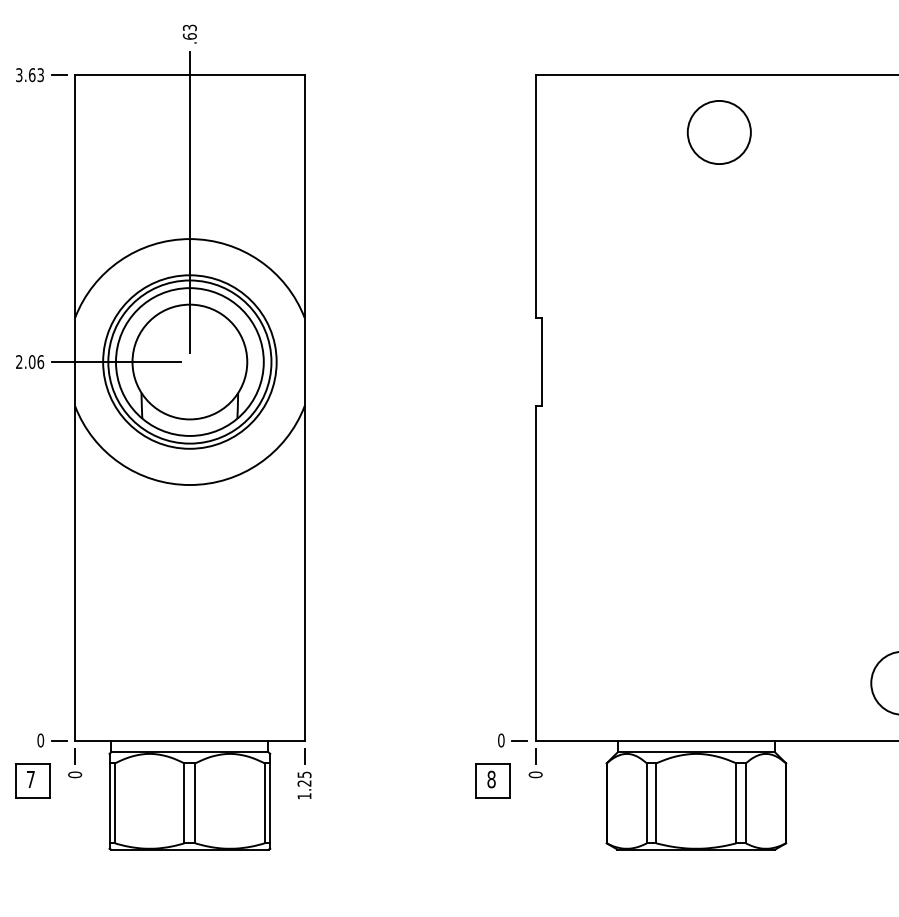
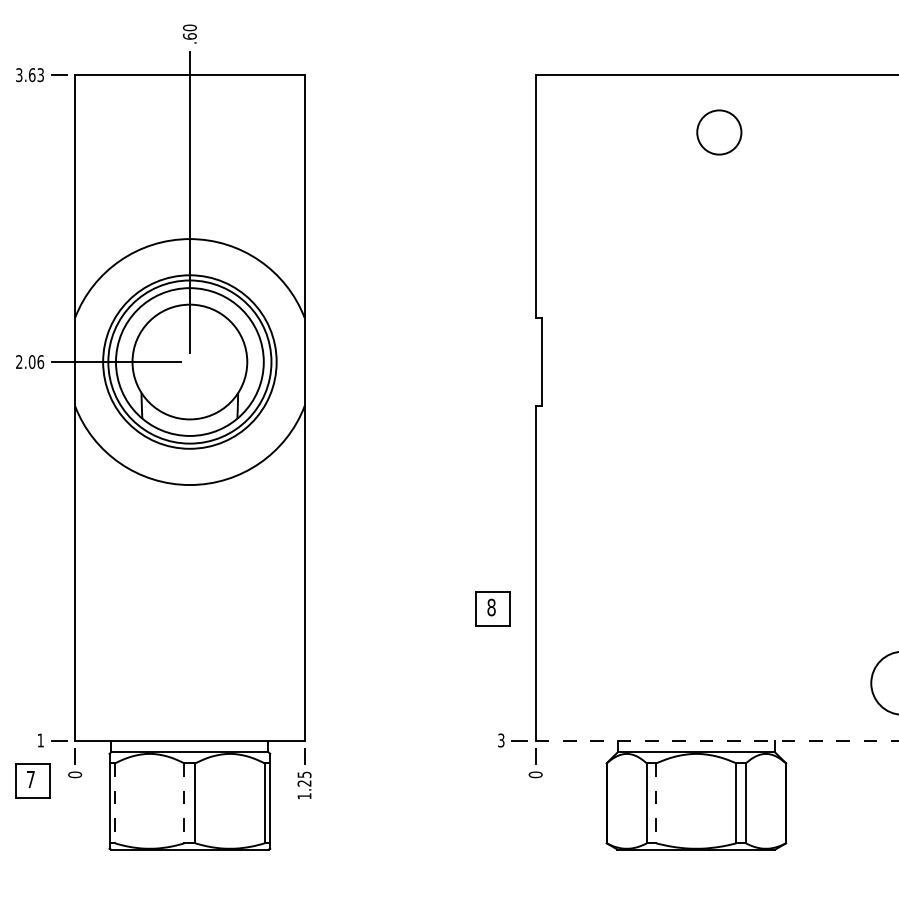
text: .63 -> .60 (189, 27)
circle diameter: 63 px -> 44 px (719, 132)
text: 0 -> 1 (40, 740)
text: 0 -> 3 (501, 740)
line: solid -> dashed (717, 740)
part position: (492, 780) -> (492, 608) (492, 608)
line: solid -> dashed (115, 803)
line: solid -> dashed (184, 803)
line: solid -> dashed (656, 803)
